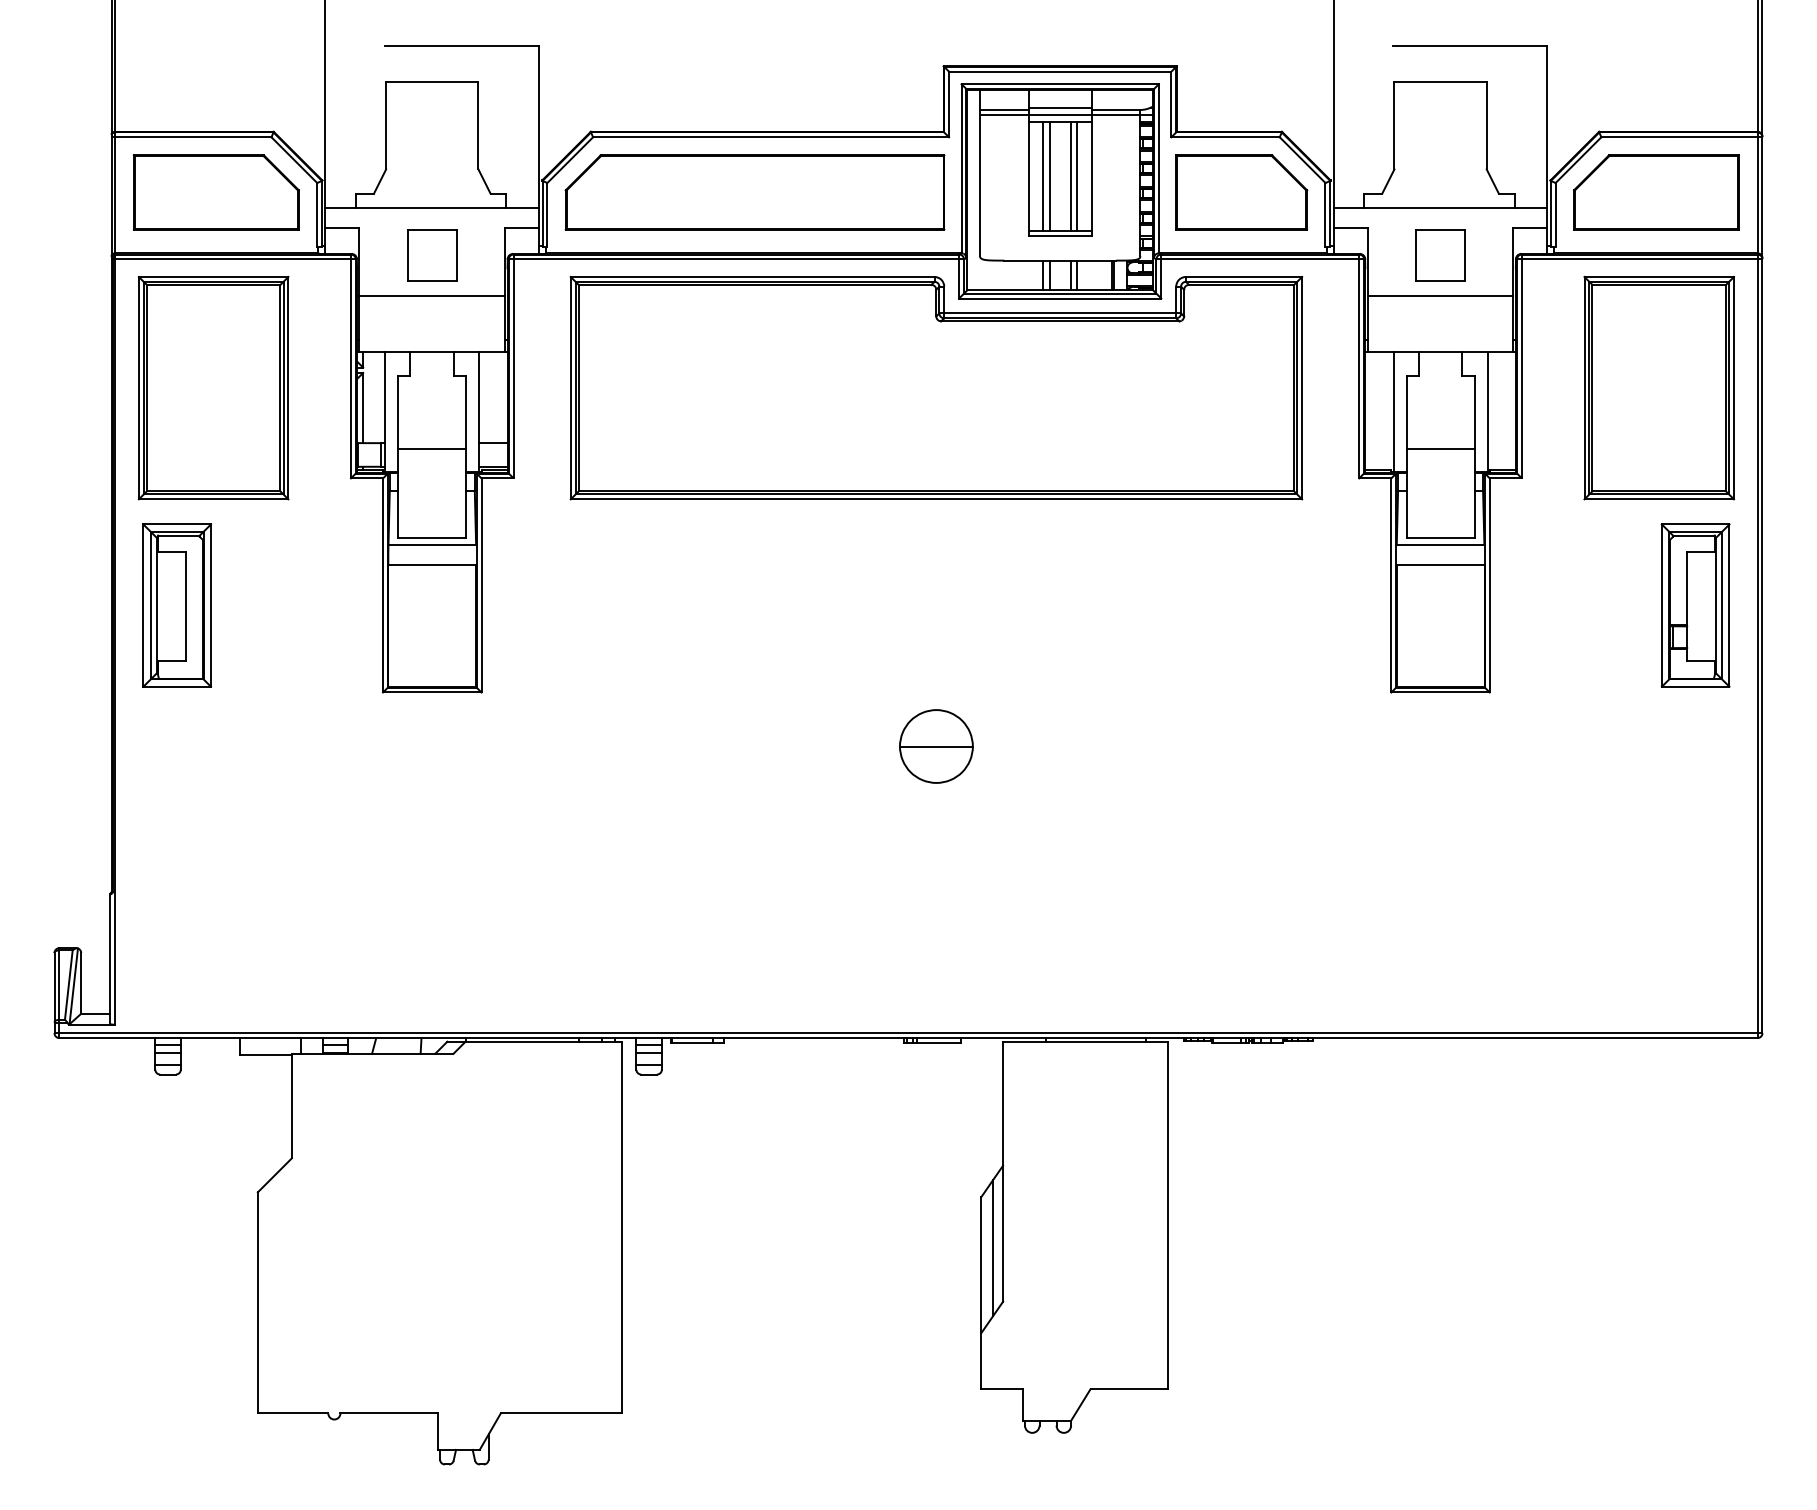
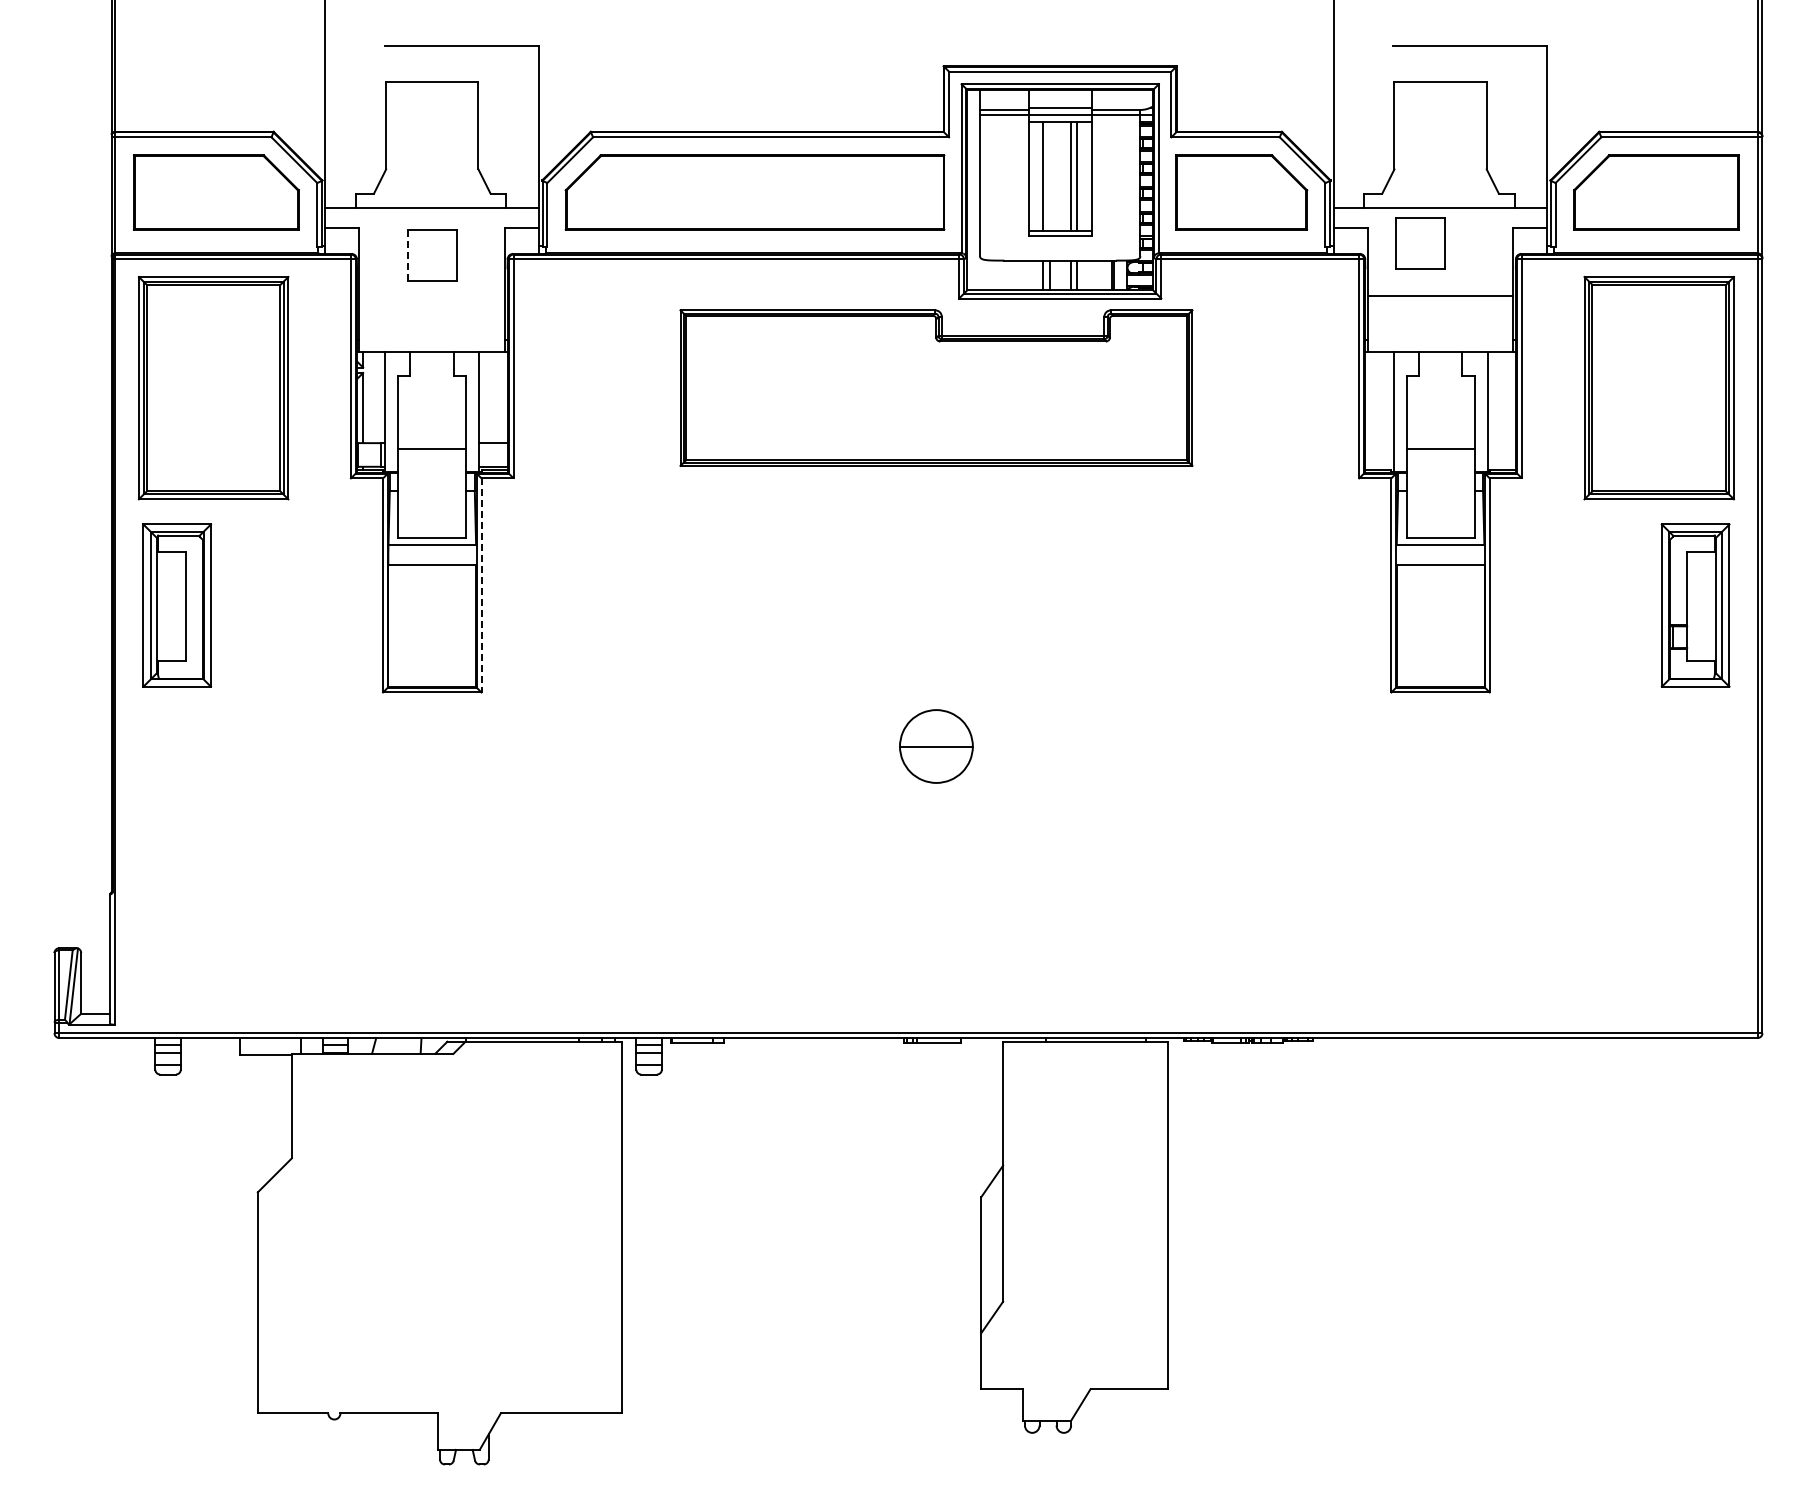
line: present -> none (1049, 176)
line: solid -> dashed (408, 255)
part position: (1440, 255) -> (1420, 243) (1420, 243)
line: present -> none (432, 295)
part size: 735x226 px -> 515x158 px (936, 387)
line: solid -> dashed (481, 585)
line: present -> none (993, 1247)
